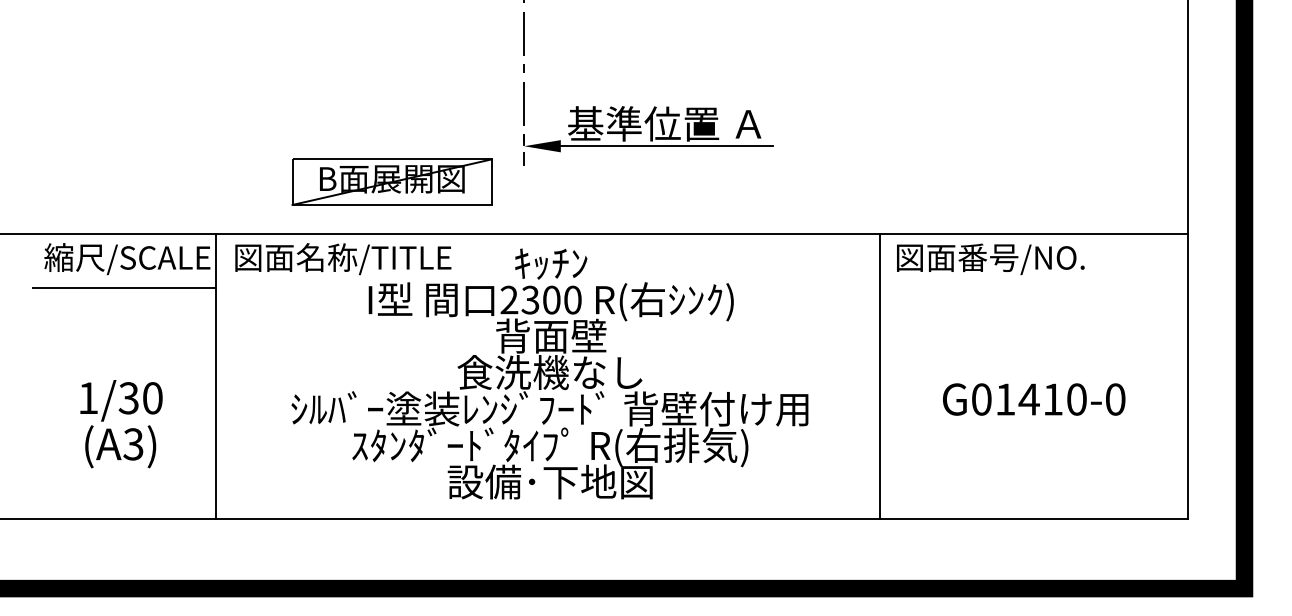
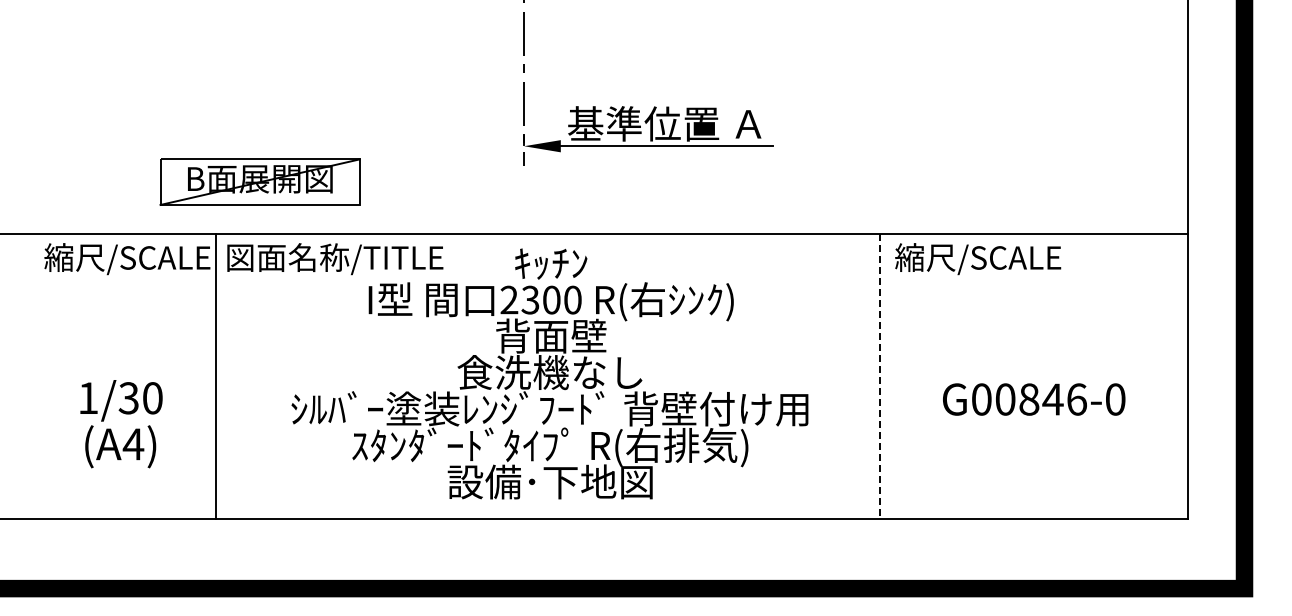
part position: (391, 181) -> (259, 181) (259, 181)
text position: (343, 259) -> (335, 259) (335, 259)
text: 図面番号/NO. -> 縮尺/SCALE (989, 259)
line: present -> none (124, 287)
line: solid -> dashed (880, 376)
text: G01410-0 -> G00846-0 (1041, 399)
text: (A3) -> (A4) (133, 444)
